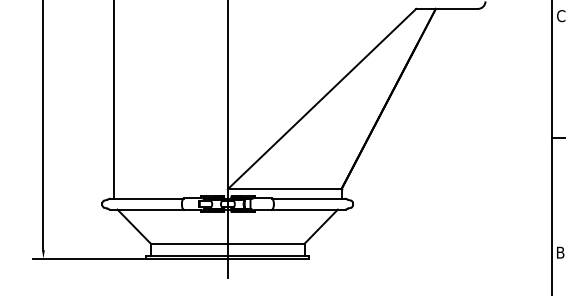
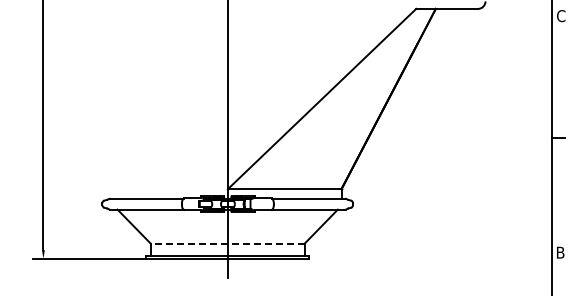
line: present -> none (113, 100)
line: solid -> dashed (227, 243)
